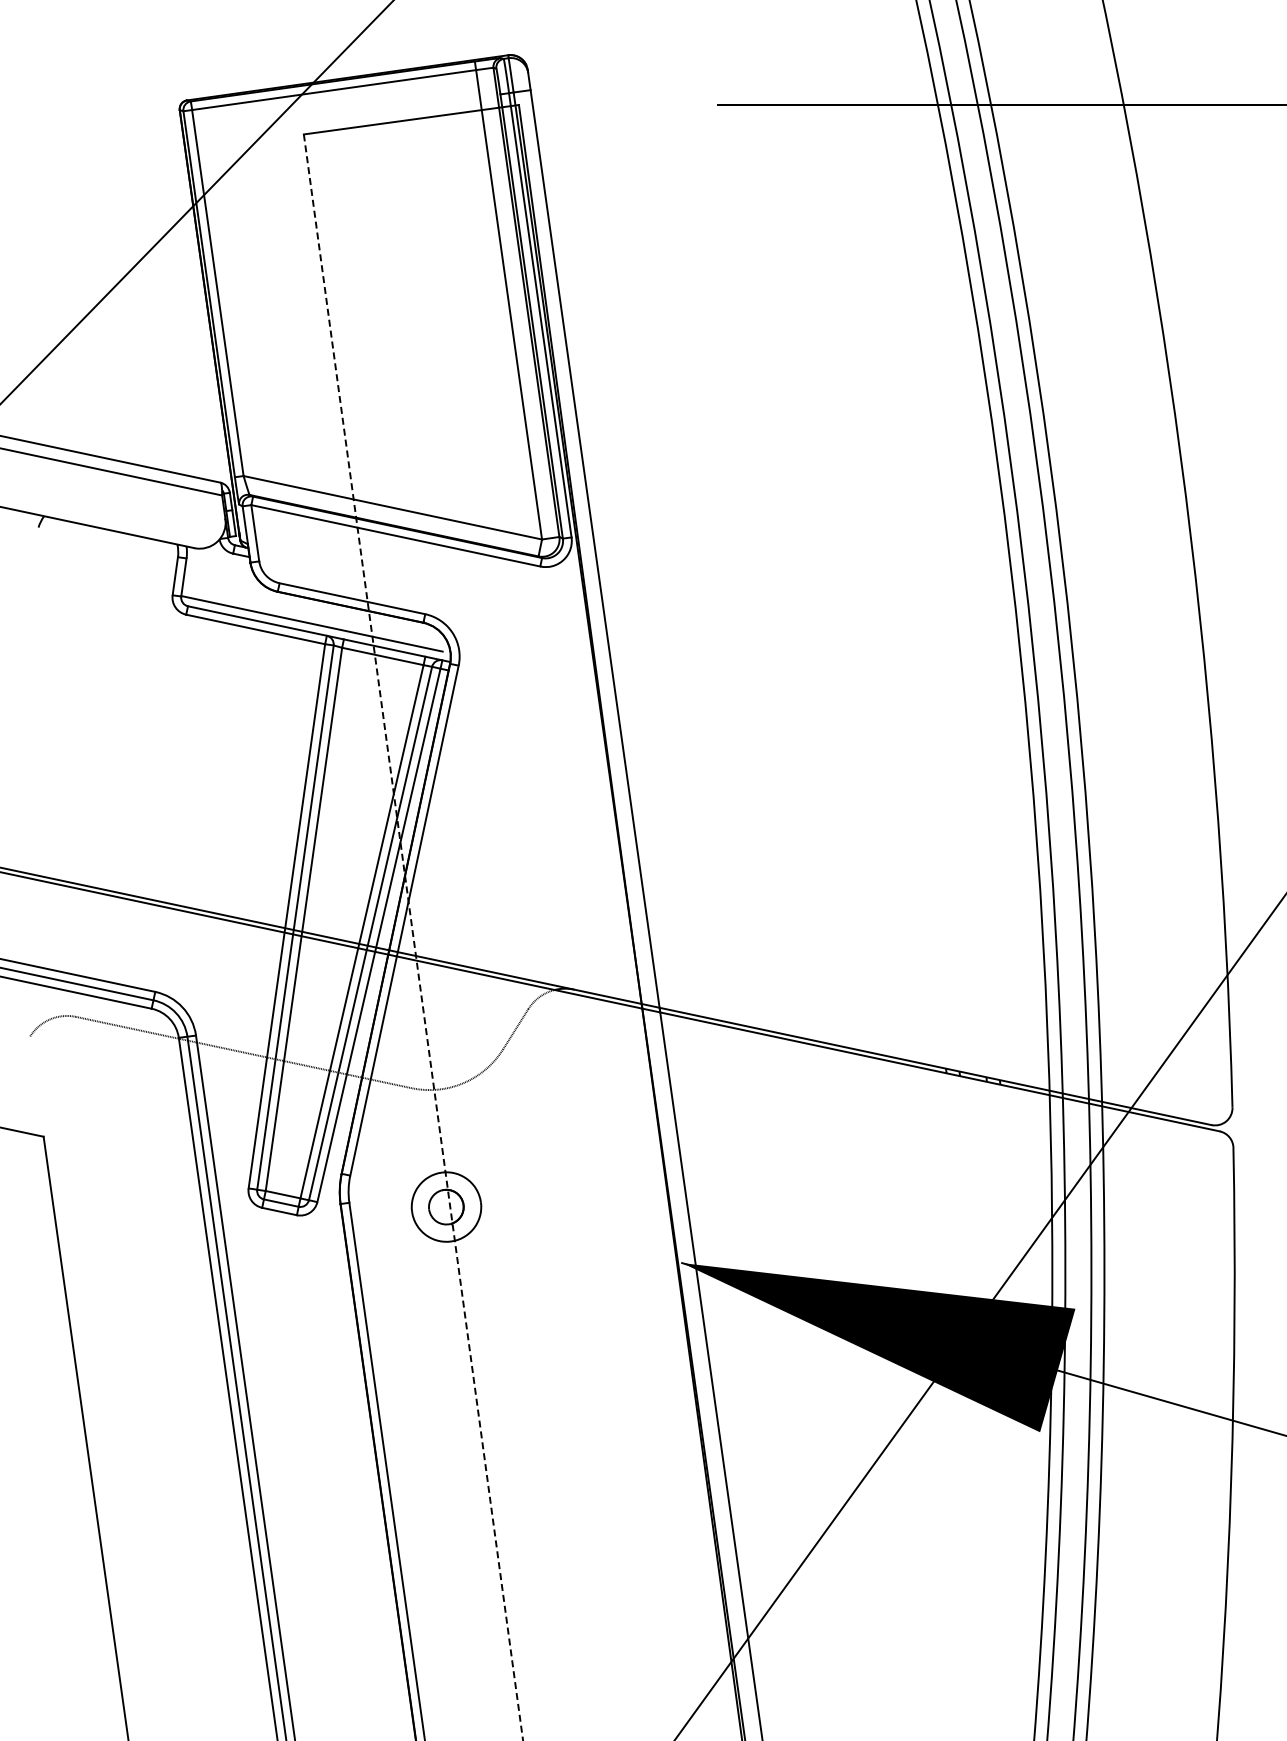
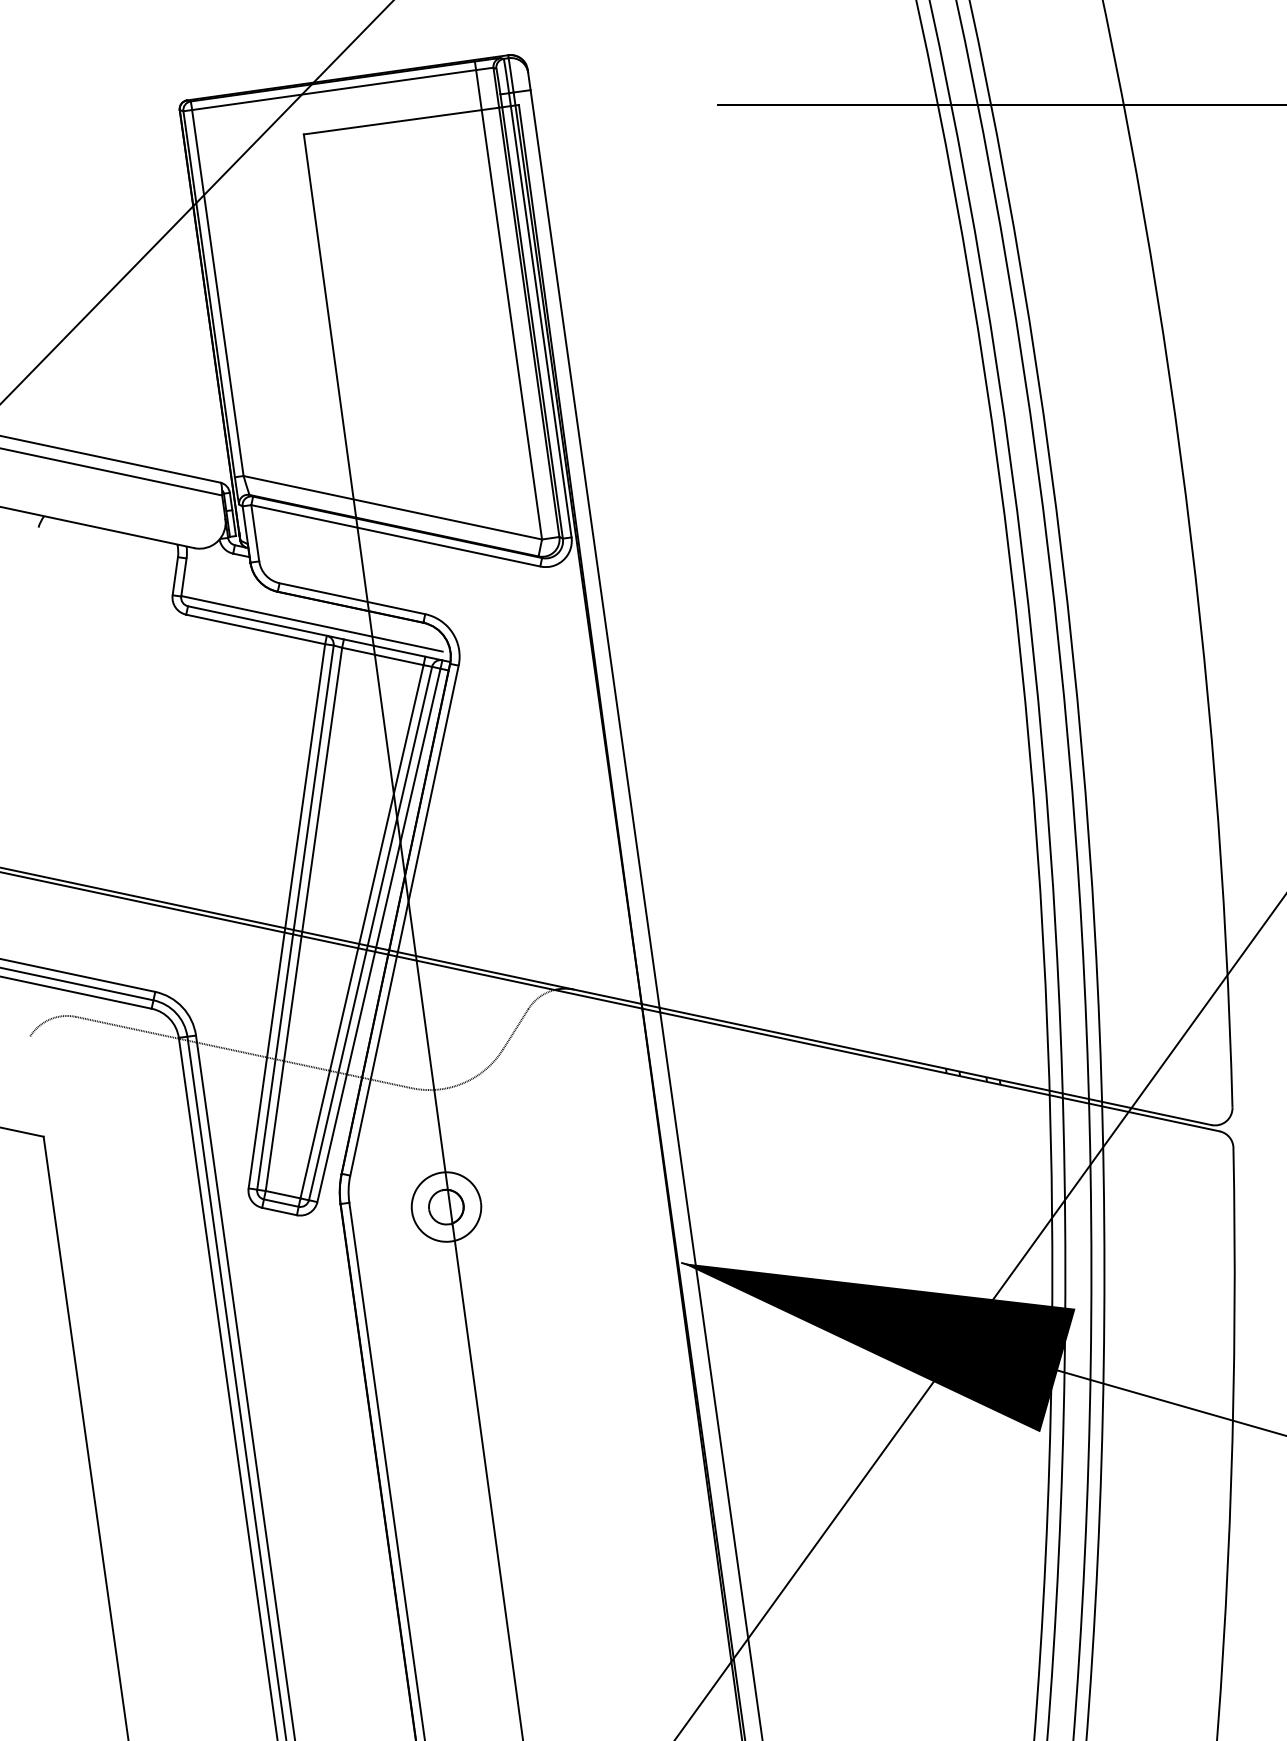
line: dashed -> solid (413, 937)
